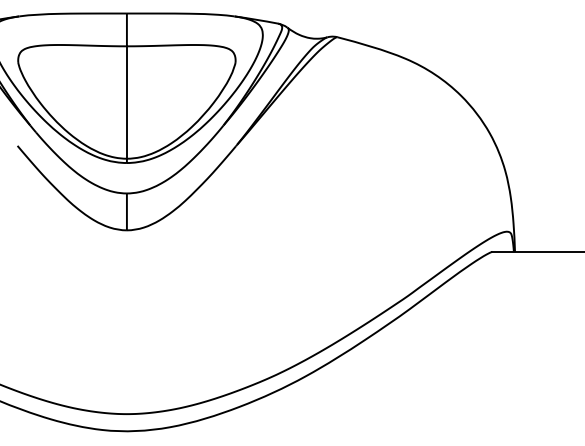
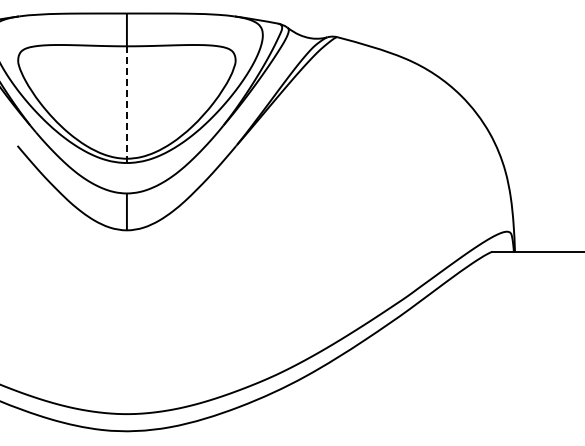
line: solid -> dashed (126, 103)
